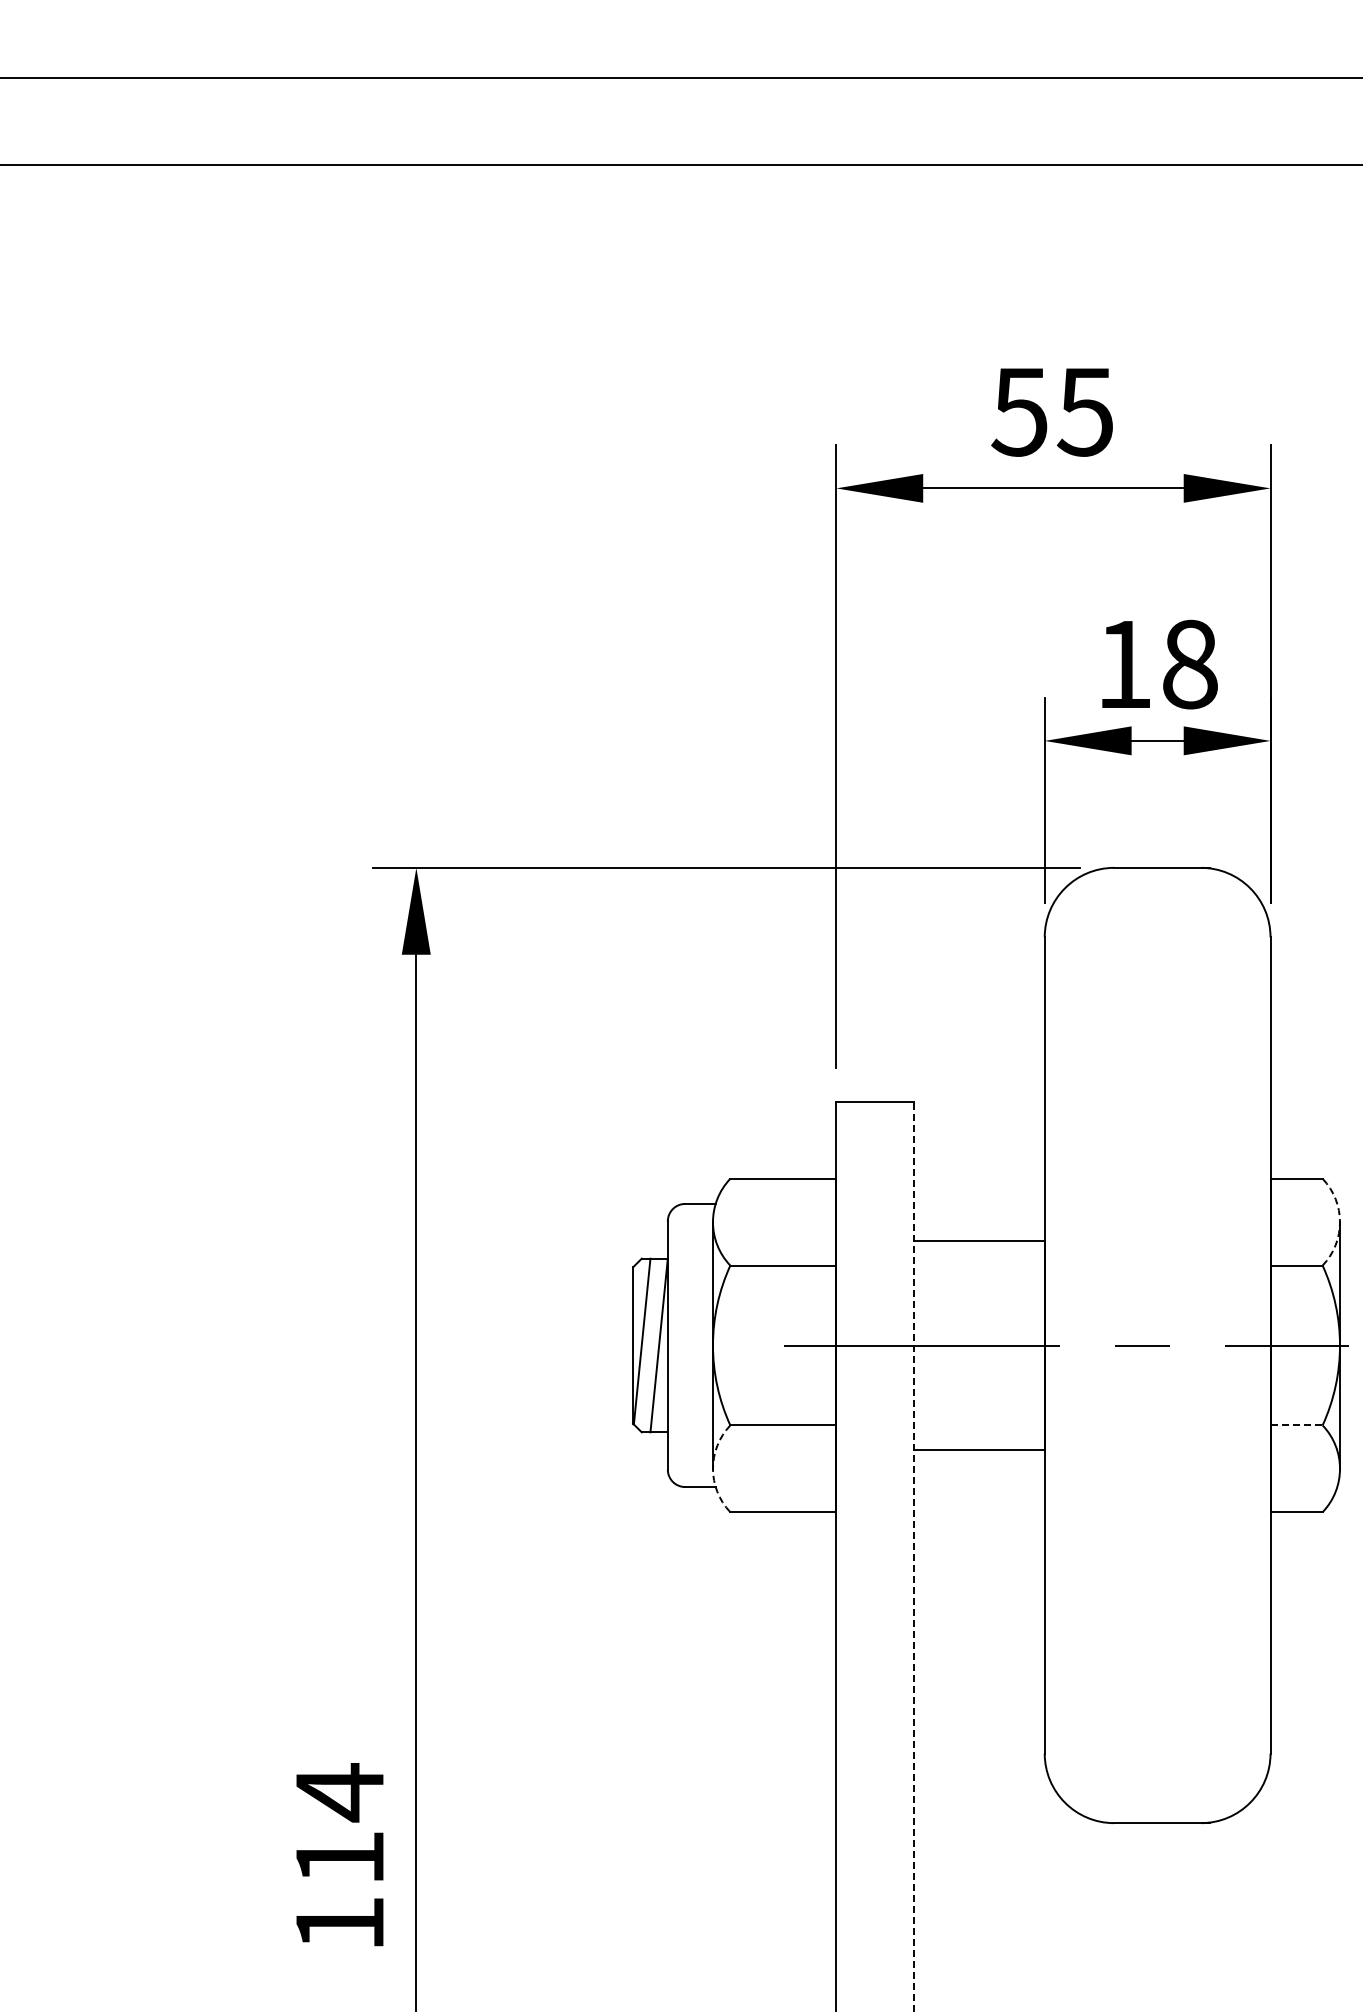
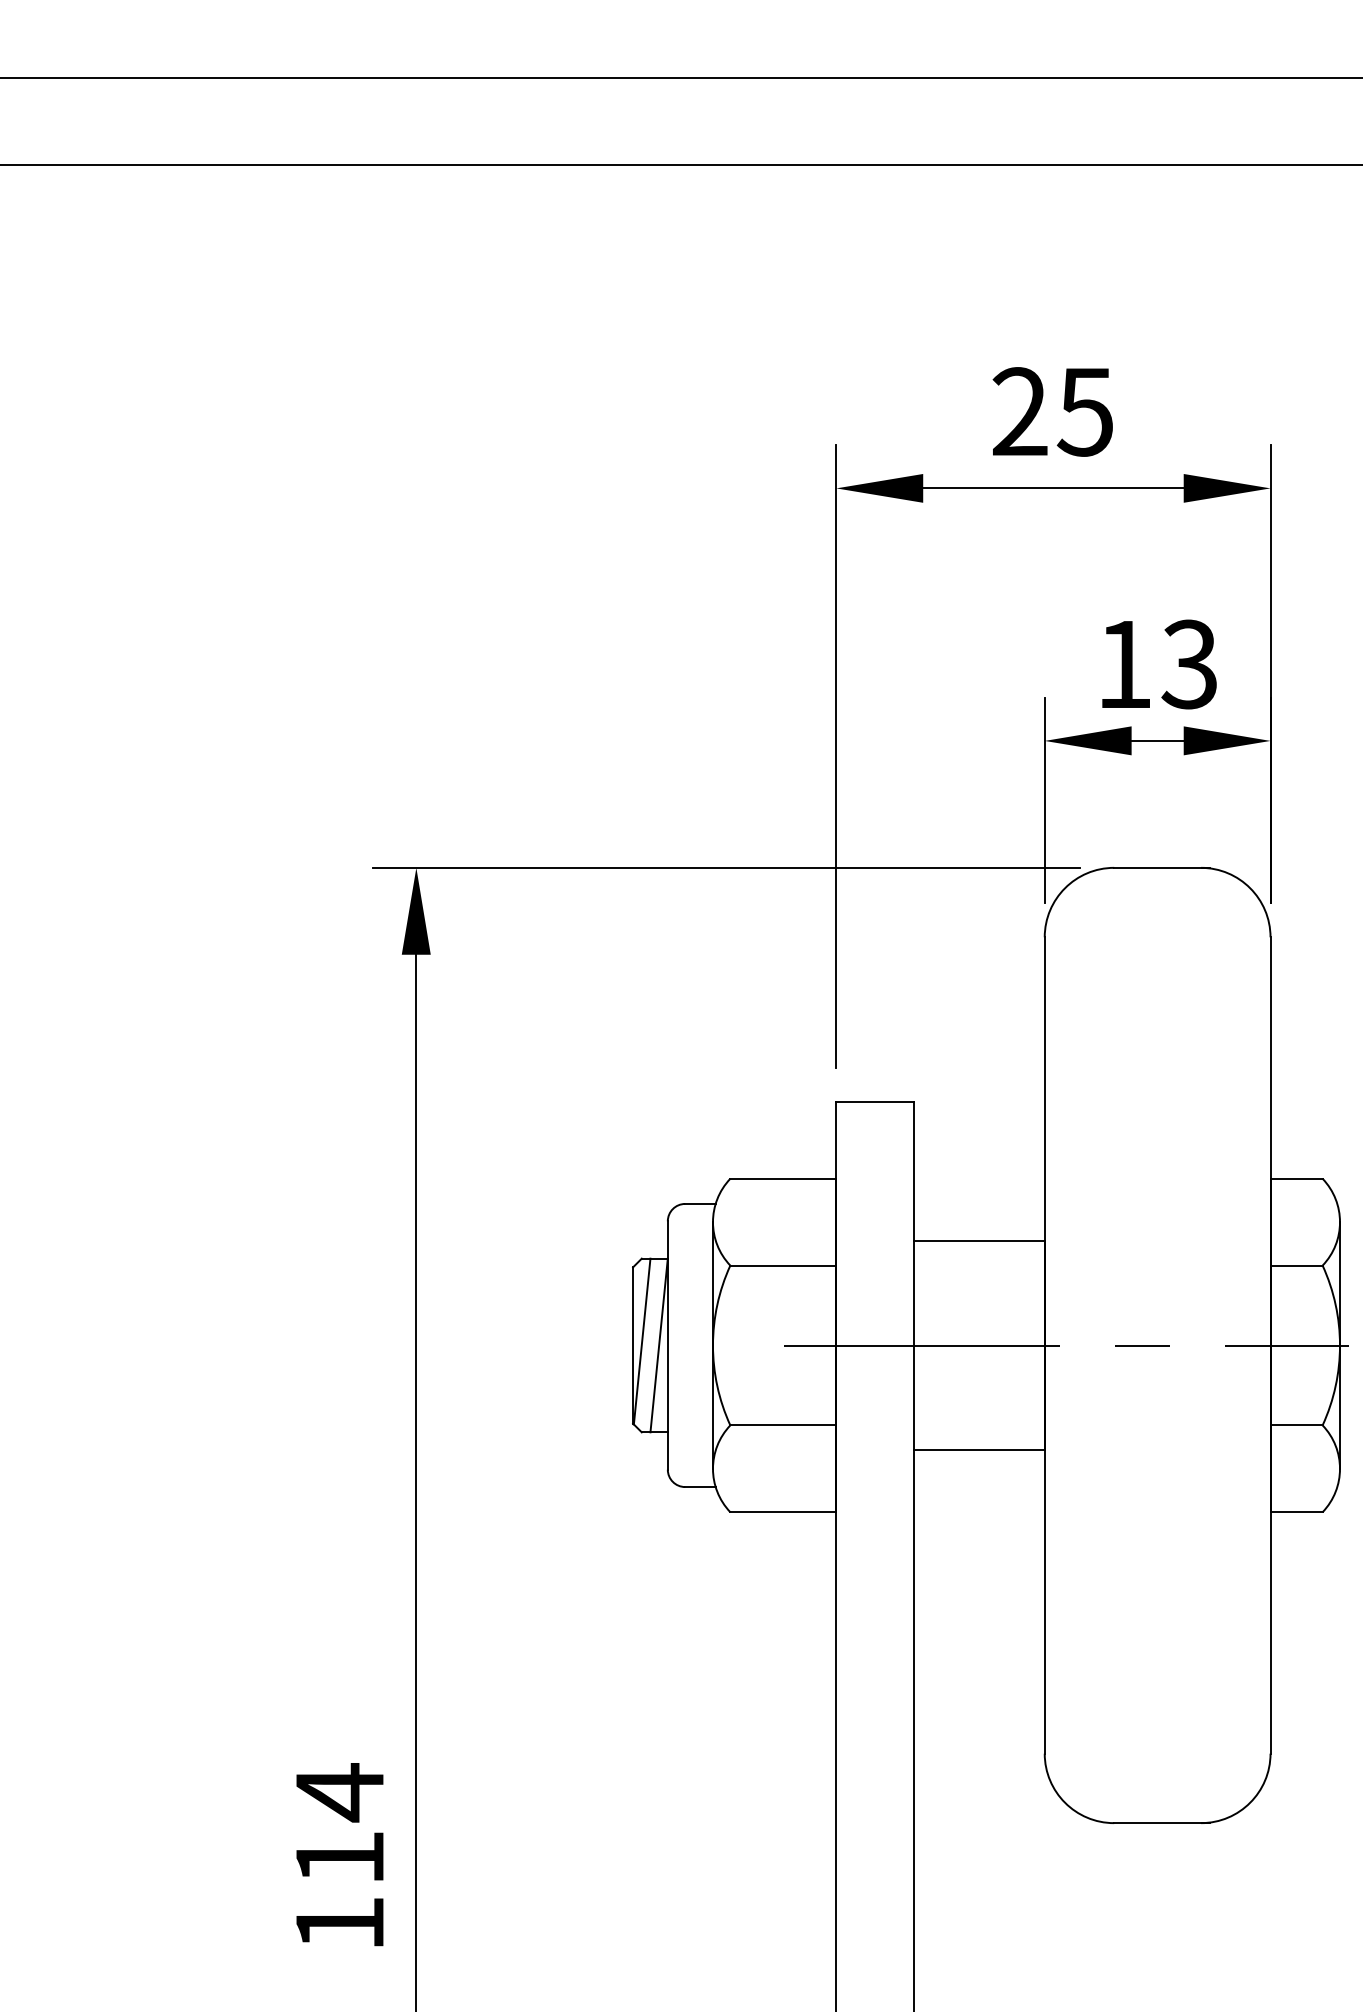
text: 55 -> 25 (1019, 411)
text: 18 -> 13 (1189, 664)
arc: dashed -> solid (1340, 1222)
line: dashed -> solid (1297, 1425)
arc: dashed -> solid (712, 1468)
line: dashed -> solid (914, 1556)
